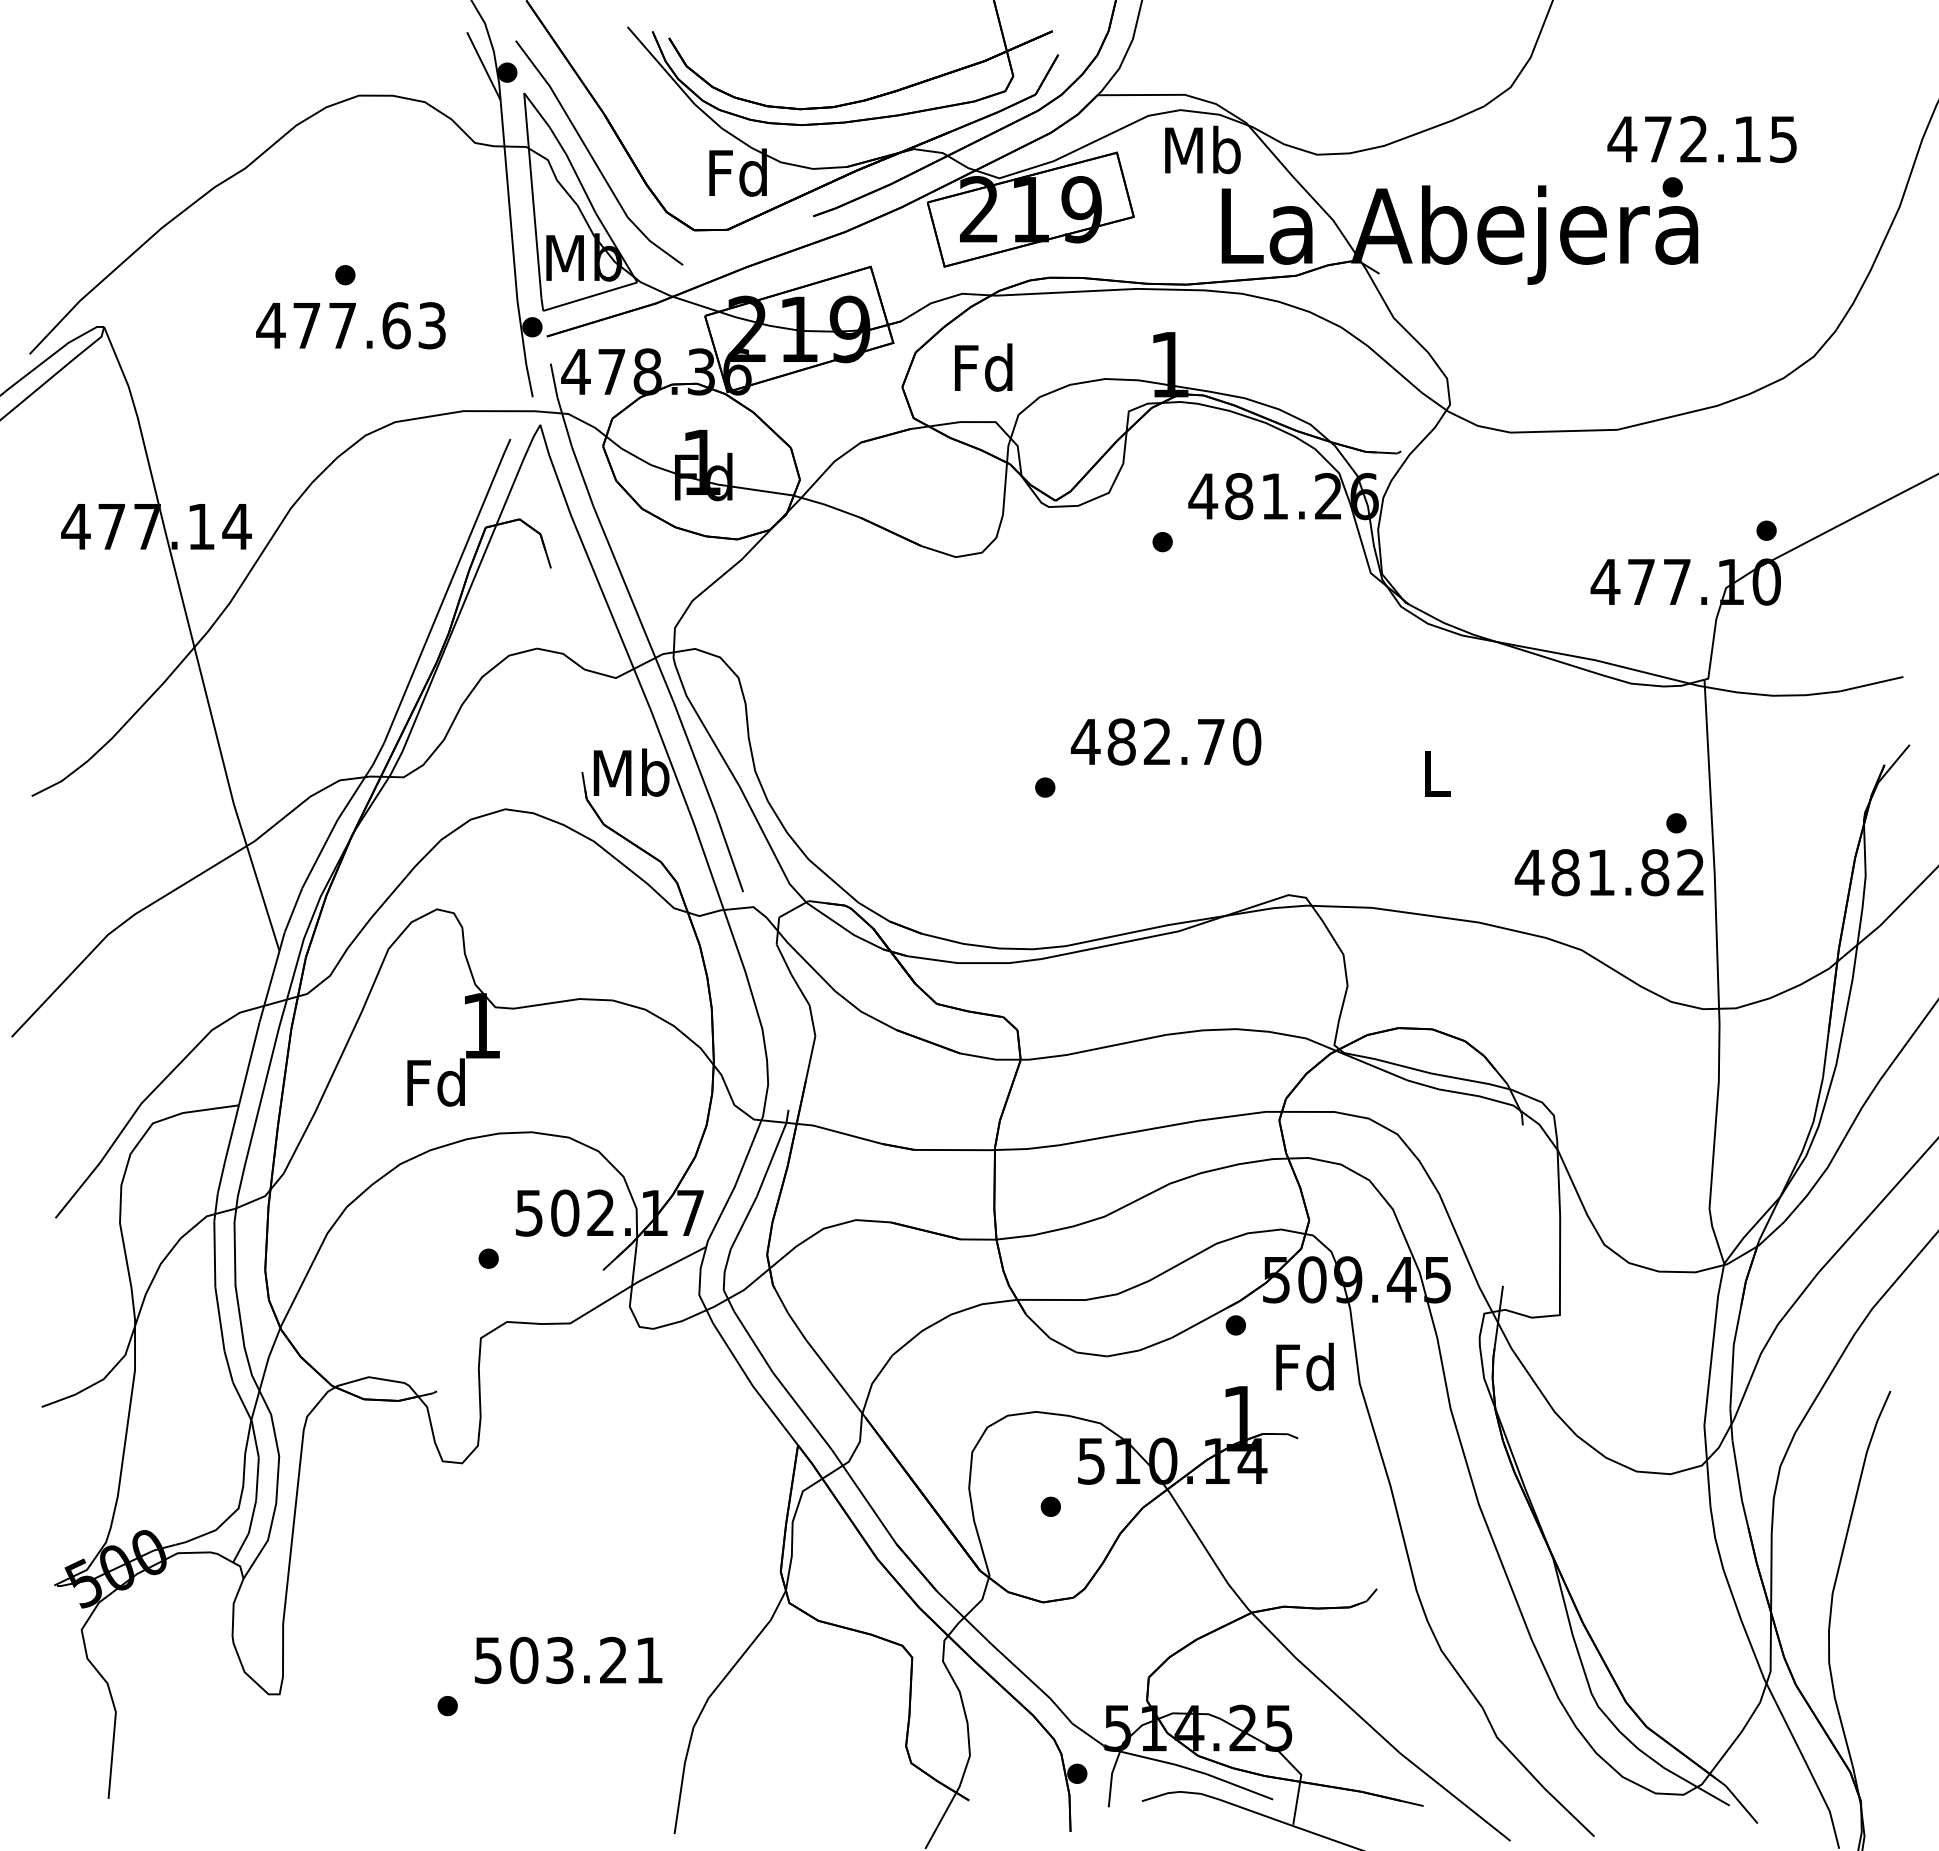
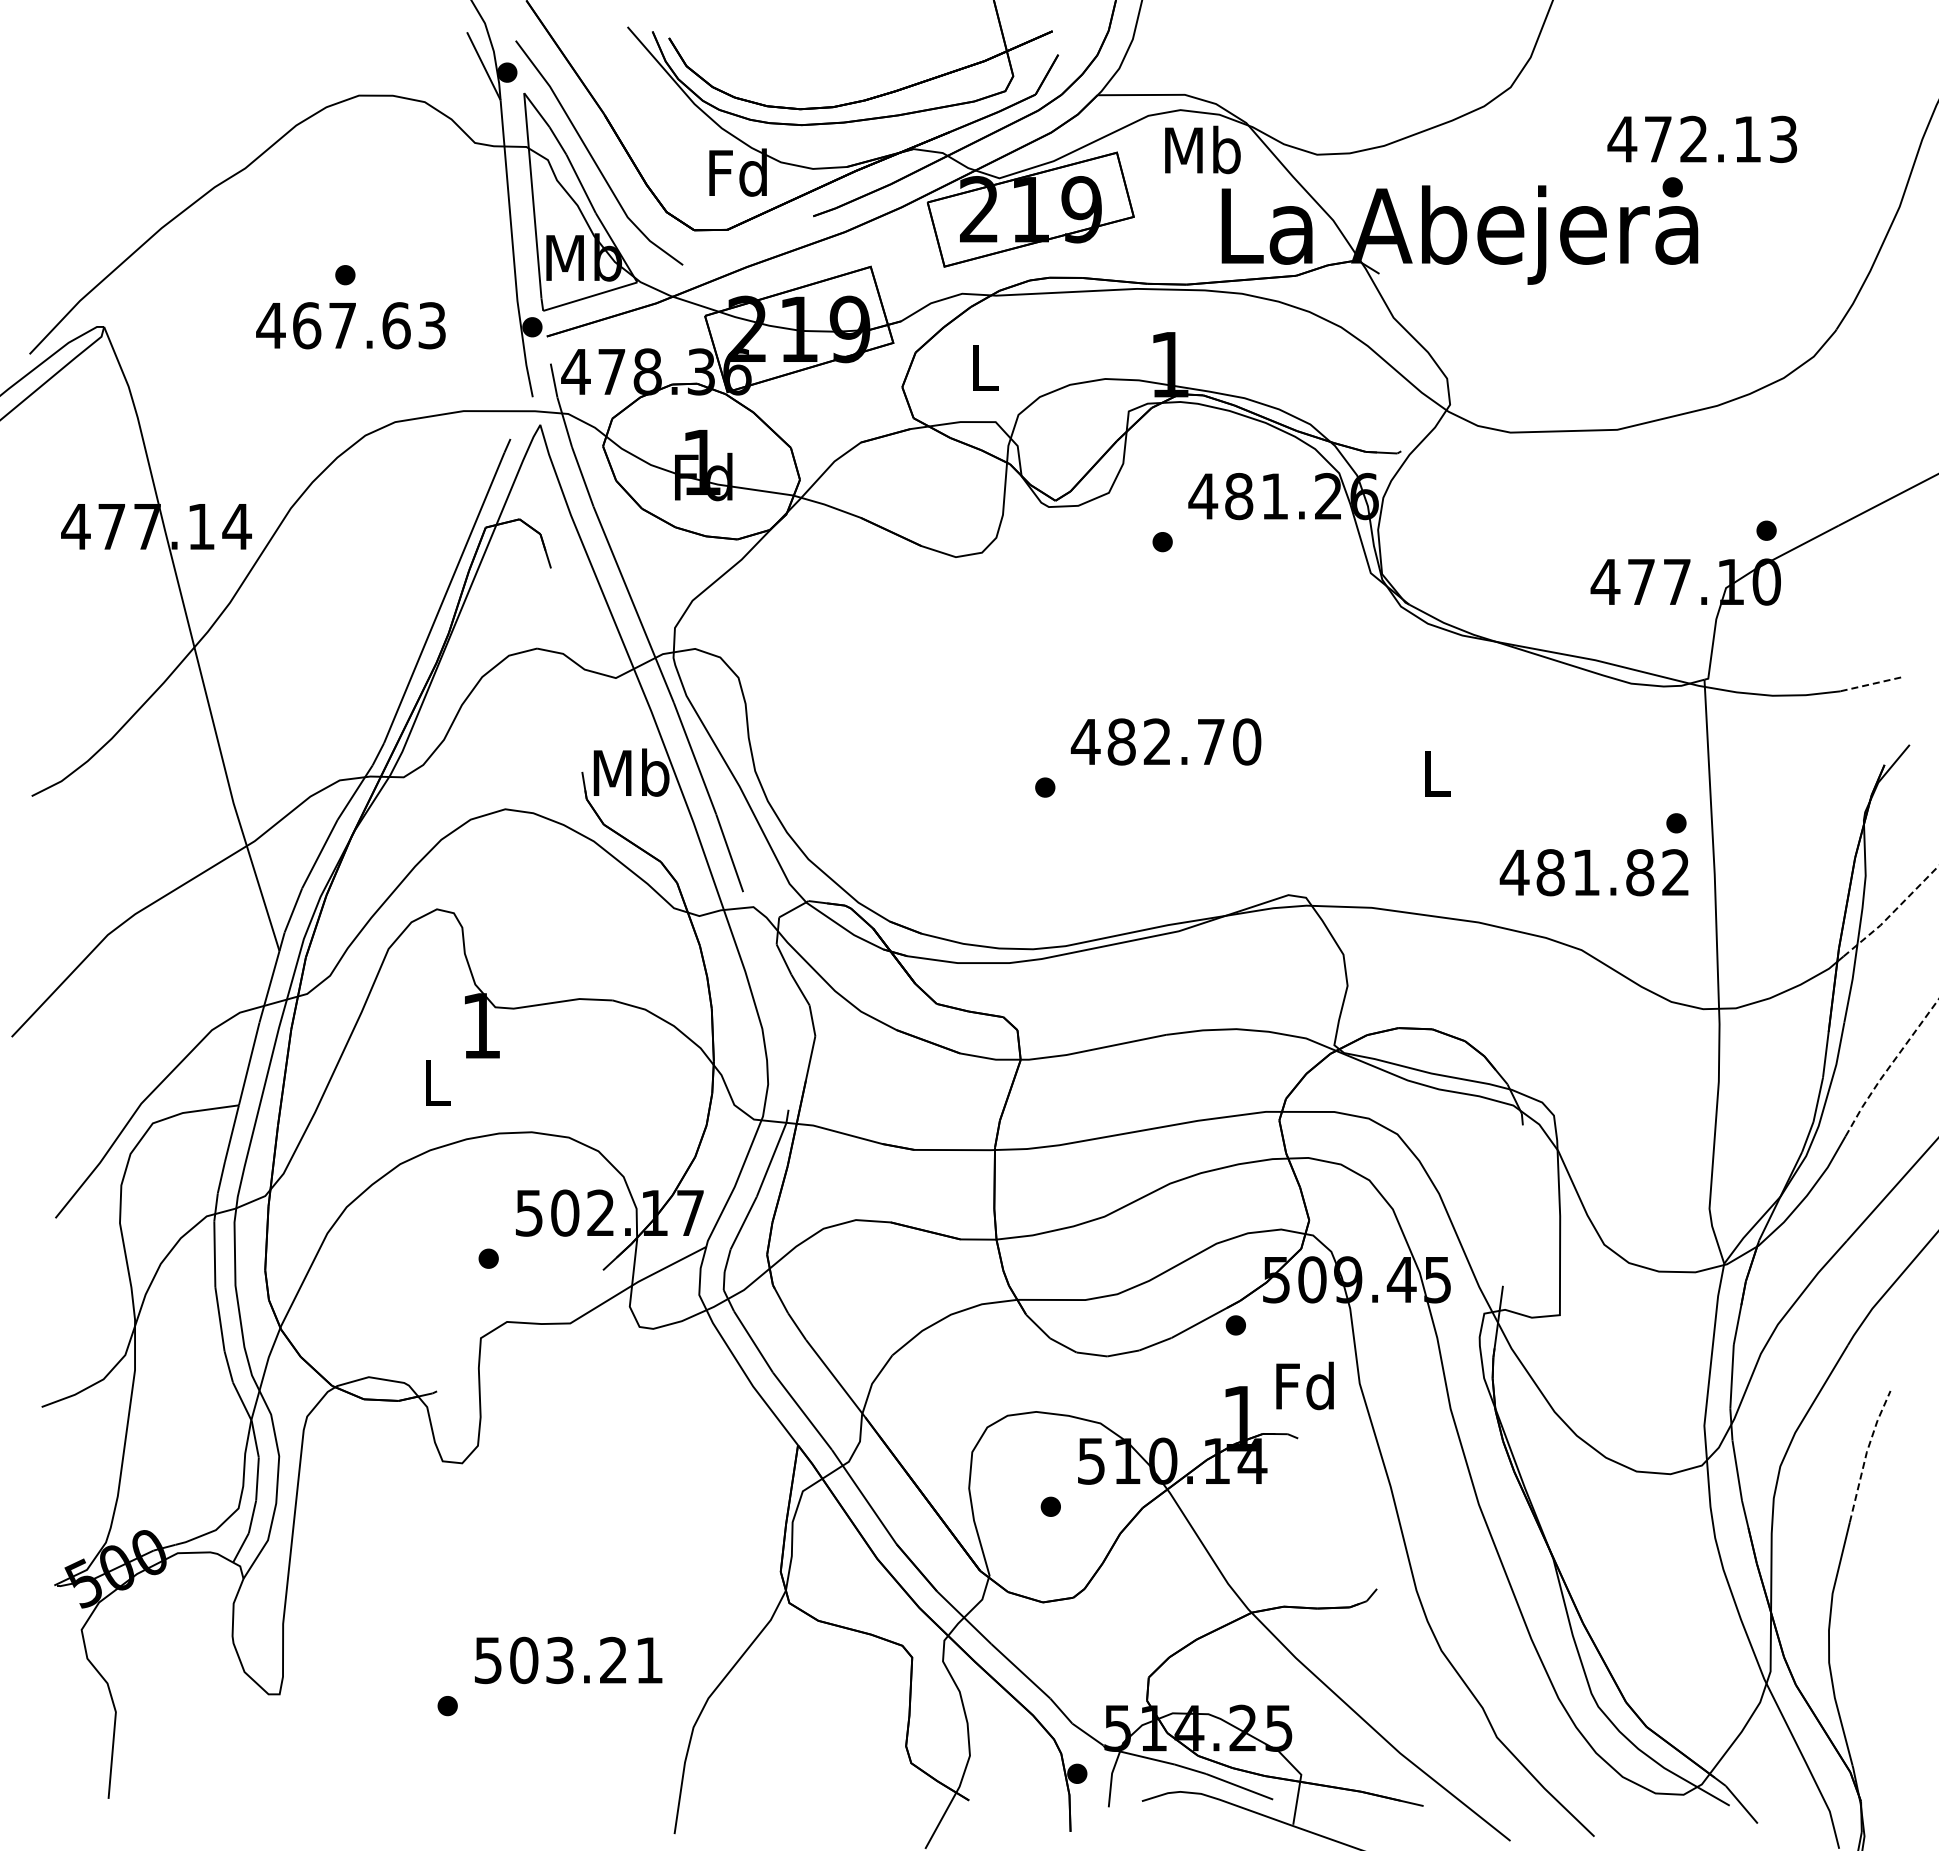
text: 472.15 -> 472.13 (1783, 138)
text: 477.63 -> 467.63 (307, 325)
text: Fd -> L (983, 367)
line: solid -> dashed (1872, 683)
text position: (1608, 872) -> (1593, 872) (1593, 872)
line: solid -> dashed (1892, 913)
line: solid -> dashed (1889, 1067)
text: Fd -> L (435, 1082)
text position: (1304, 1366) -> (1304, 1385) (1304, 1385)
line: solid -> dashed (1866, 1454)
